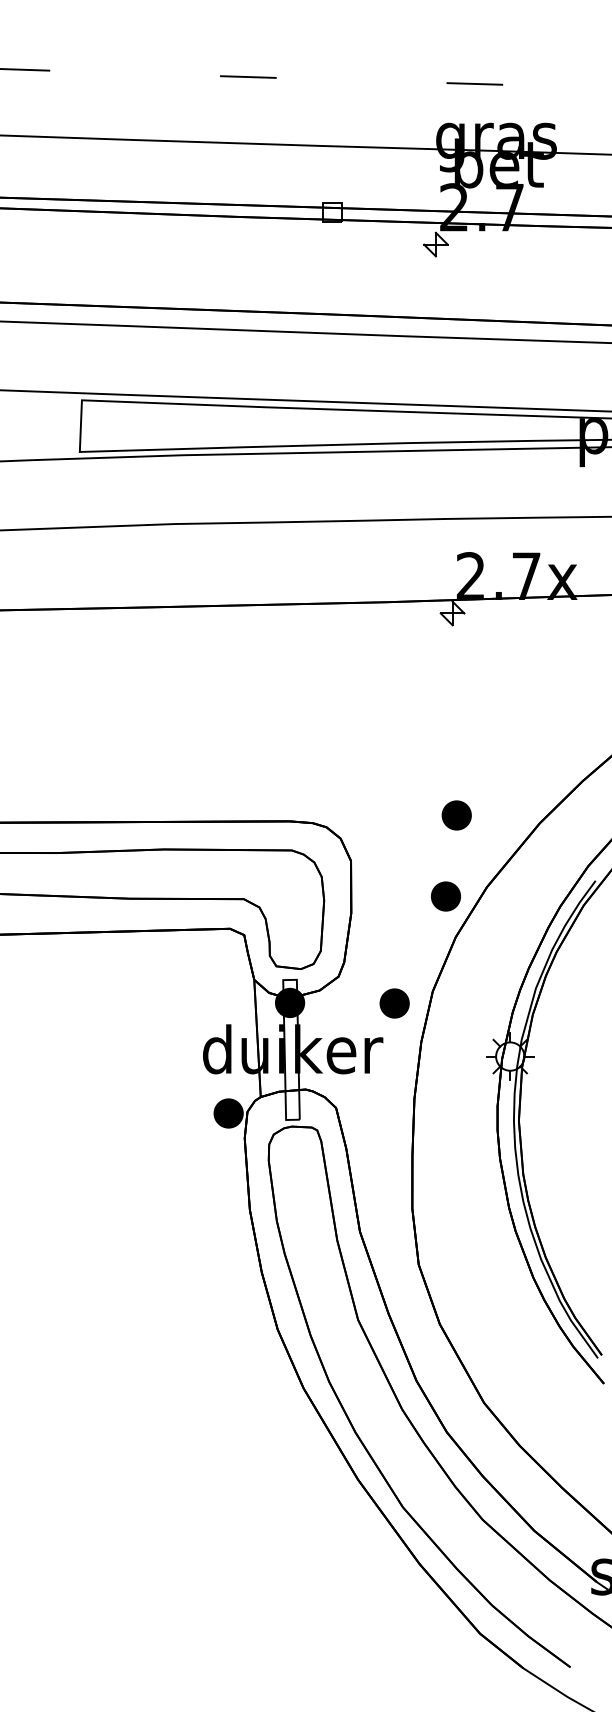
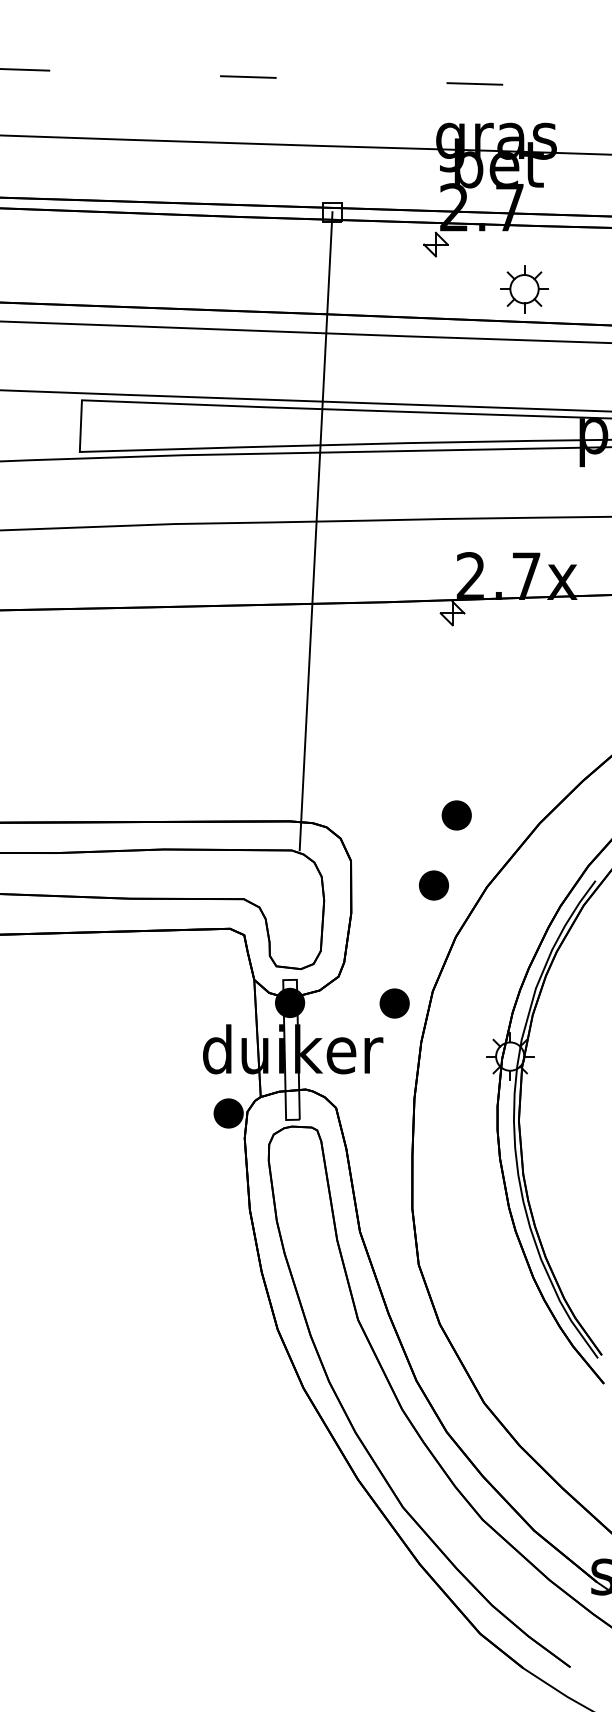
part: none -> present (524, 289)
line: none -> present (315, 531)
part position: (445, 896) -> (433, 885) (433, 885)
